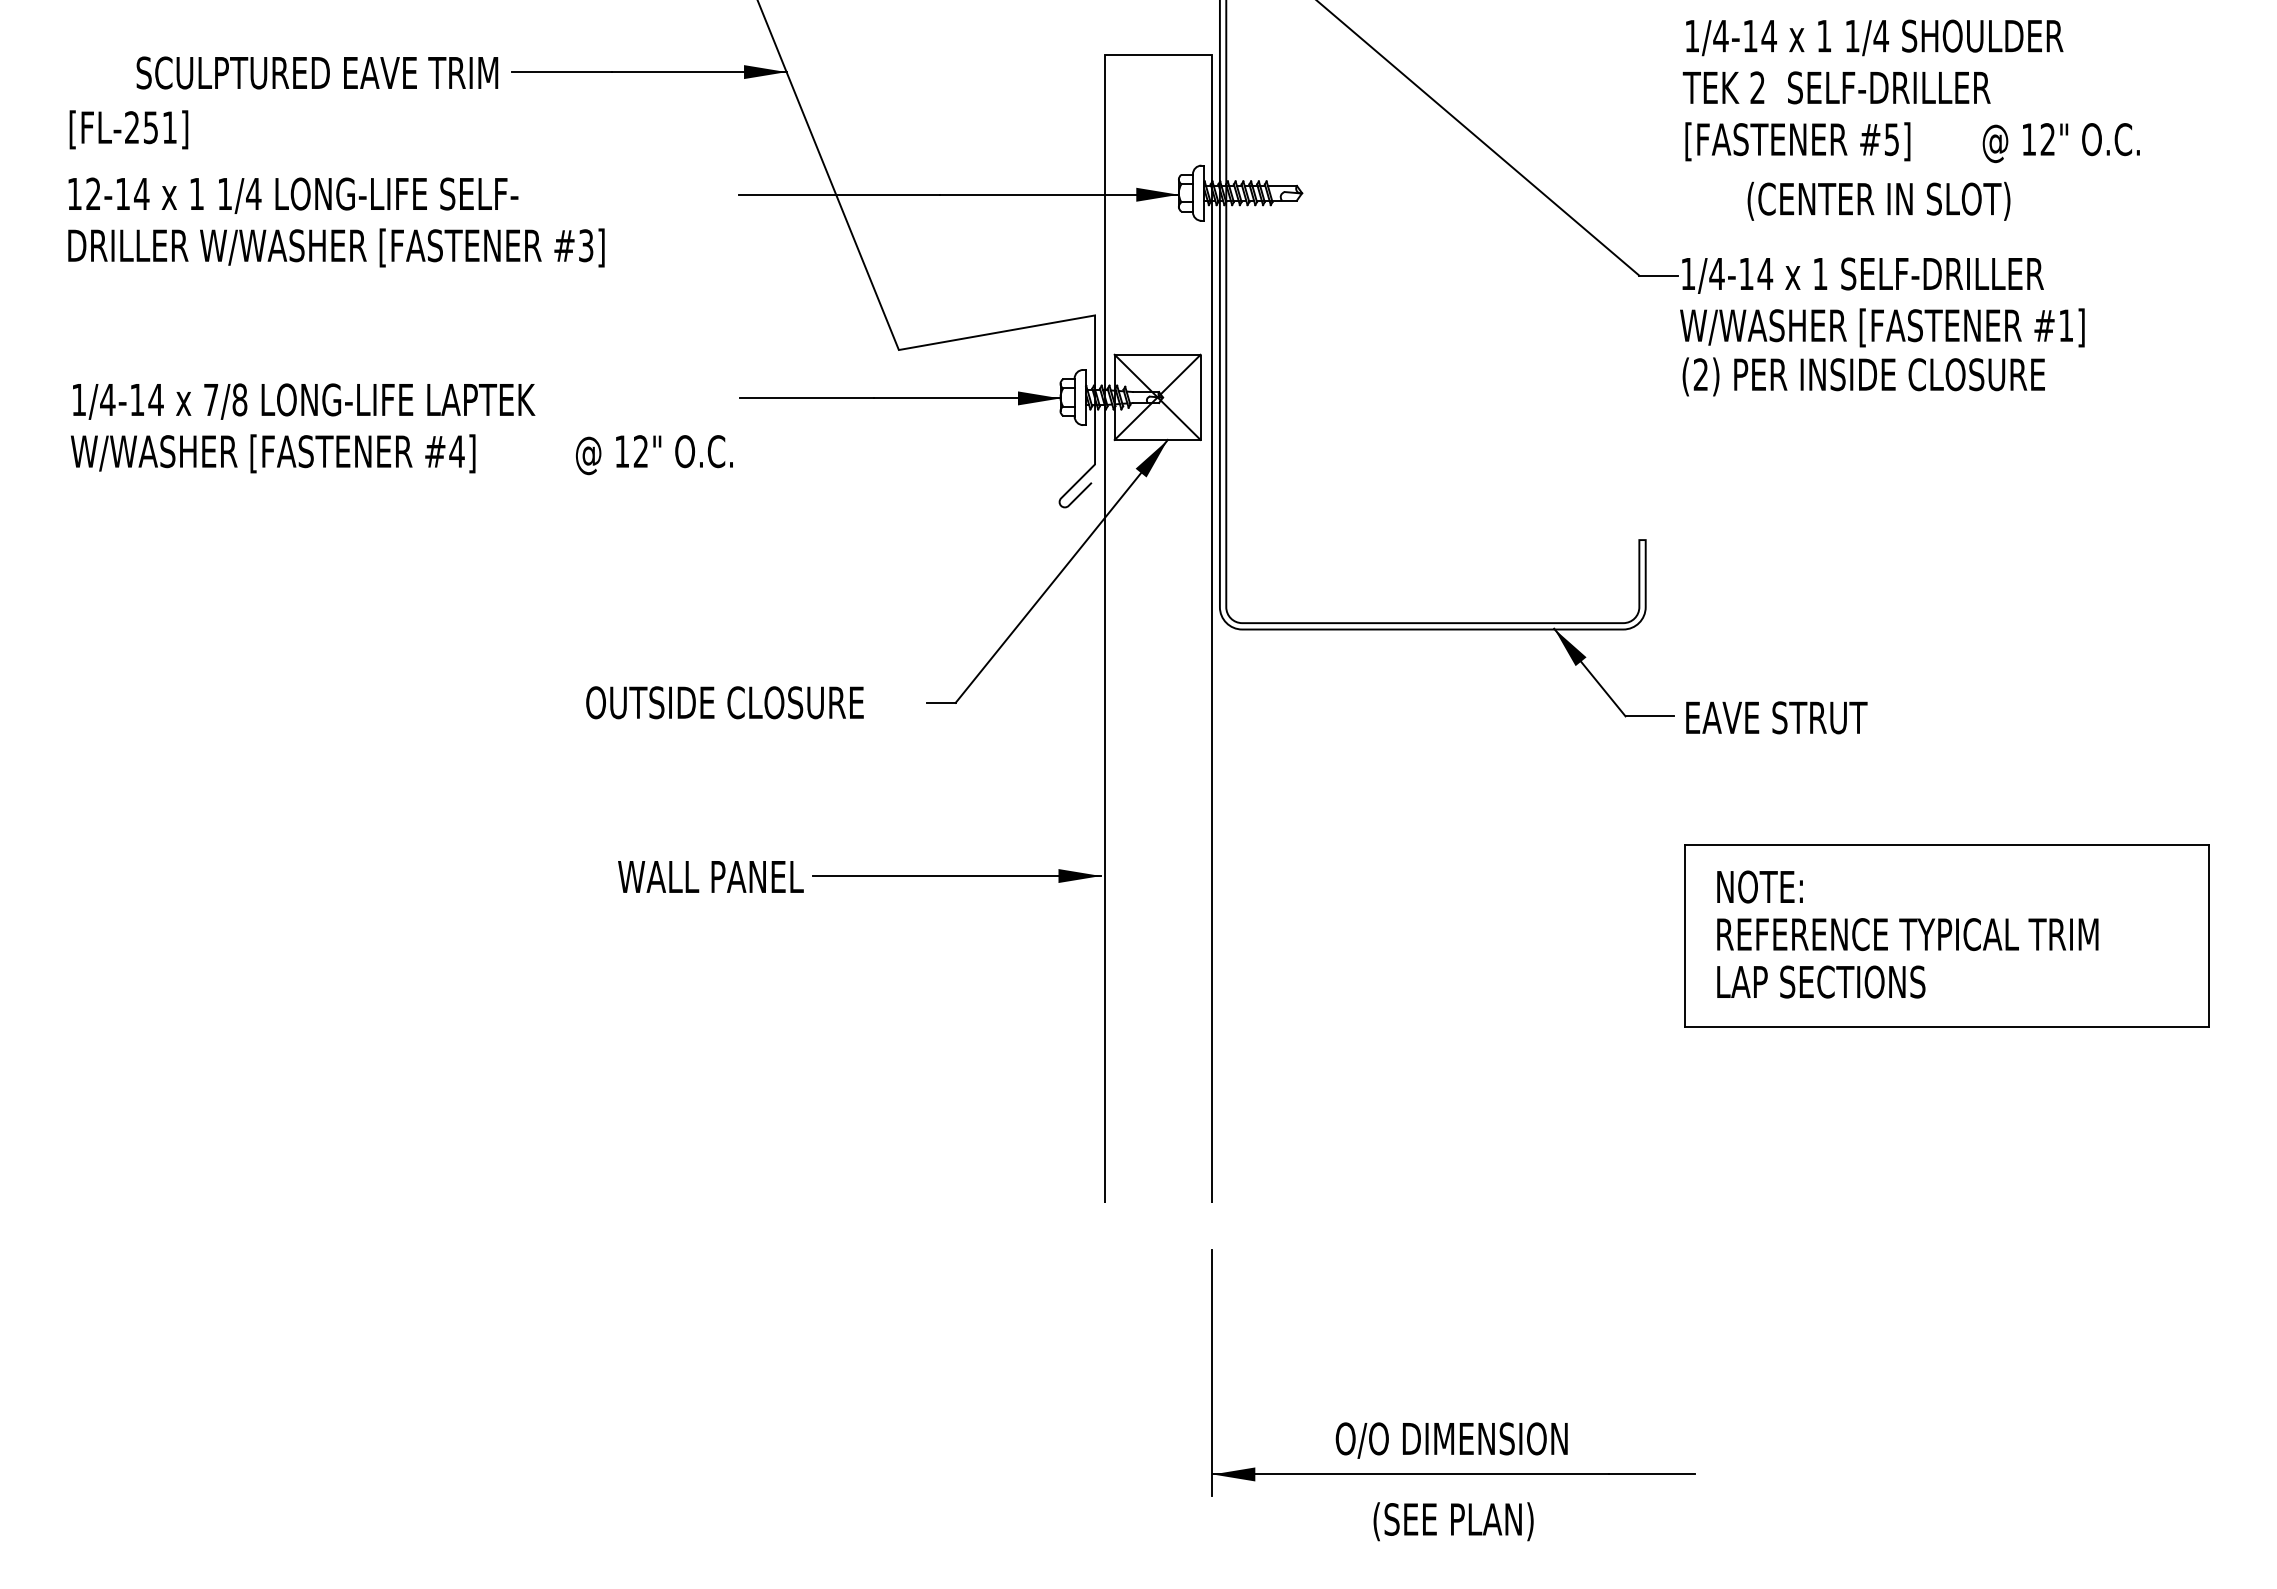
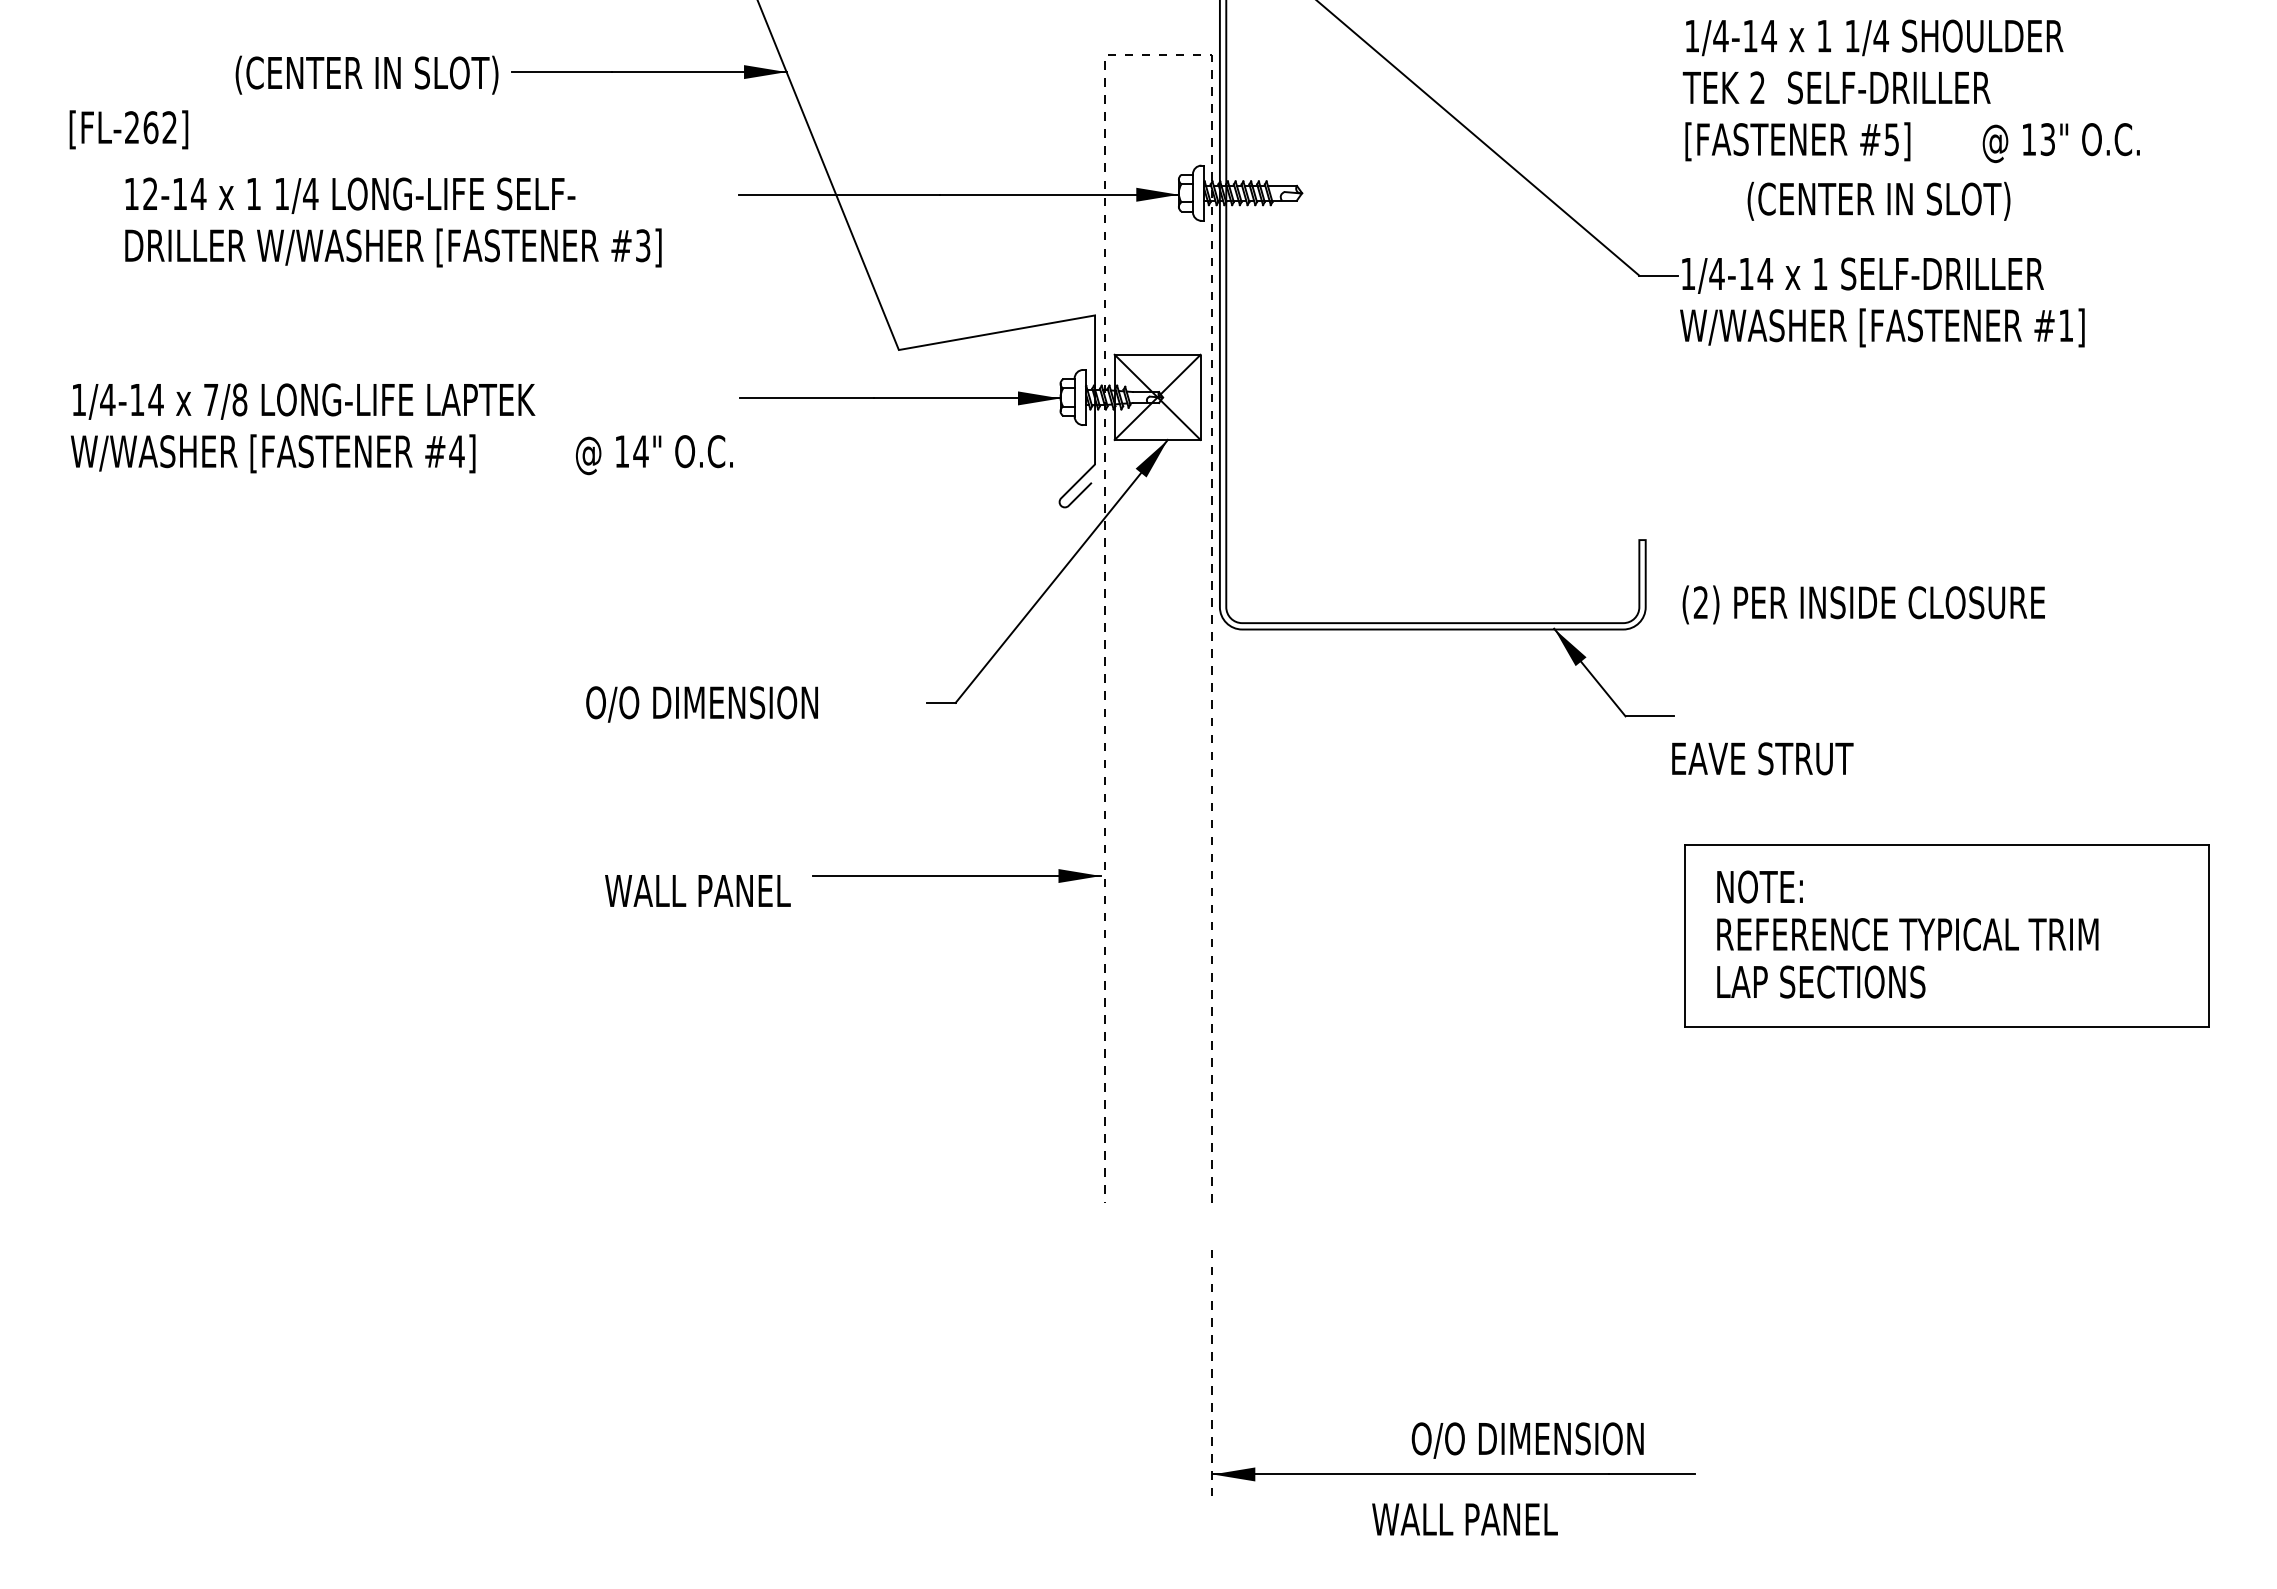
line: solid -> dashed (1157, 55)
text: SCULPTURED EAVE TRIM -> (CENTER IN SLOT) (317, 74)
text: [FL-251] -> [FL-262] (159, 127)
text: 12" -> 13" (2047, 139)
text position: (336, 222) -> (393, 222) (393, 222)
text position: (1863, 376) -> (1863, 604) (1863, 604)
text: 12" -> 14" (640, 451)
text: OUTSIDE CLOSURE -> O/O DIMENSION (735, 704)
text position: (1776, 717) -> (1762, 758) (1762, 758)
text position: (710, 876) -> (697, 890) (697, 890)
line: solid -> dashed (1211, 1372)
text position: (1451, 1440) -> (1527, 1440) (1527, 1440)
text: (SEE PLAN) -> WALL PANEL (1464, 1521)
